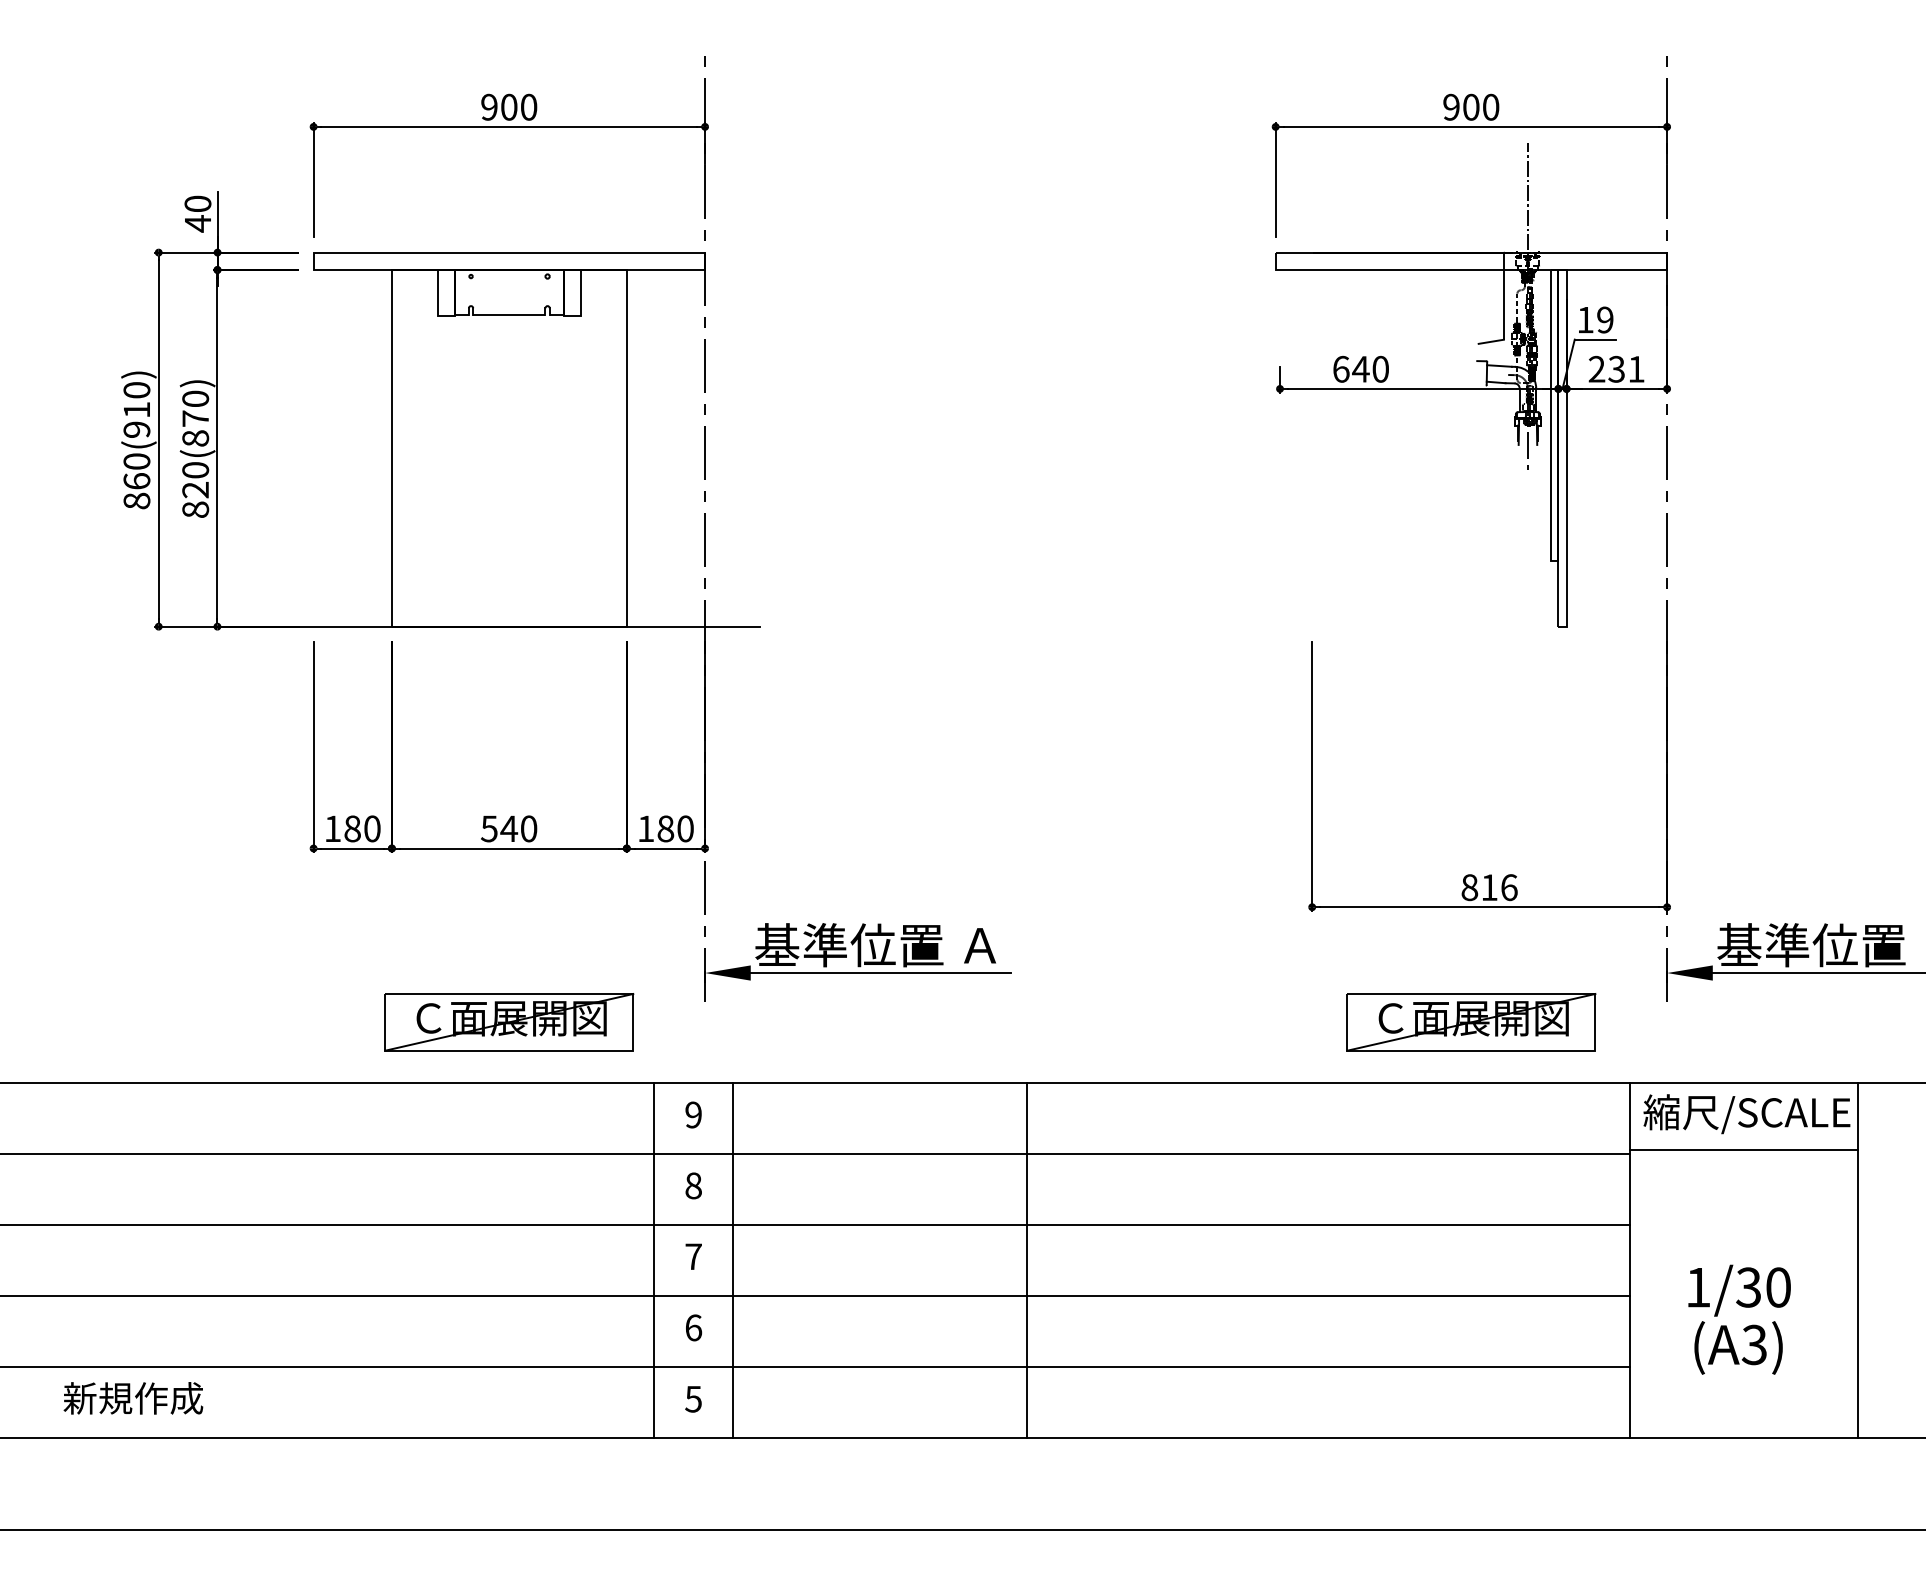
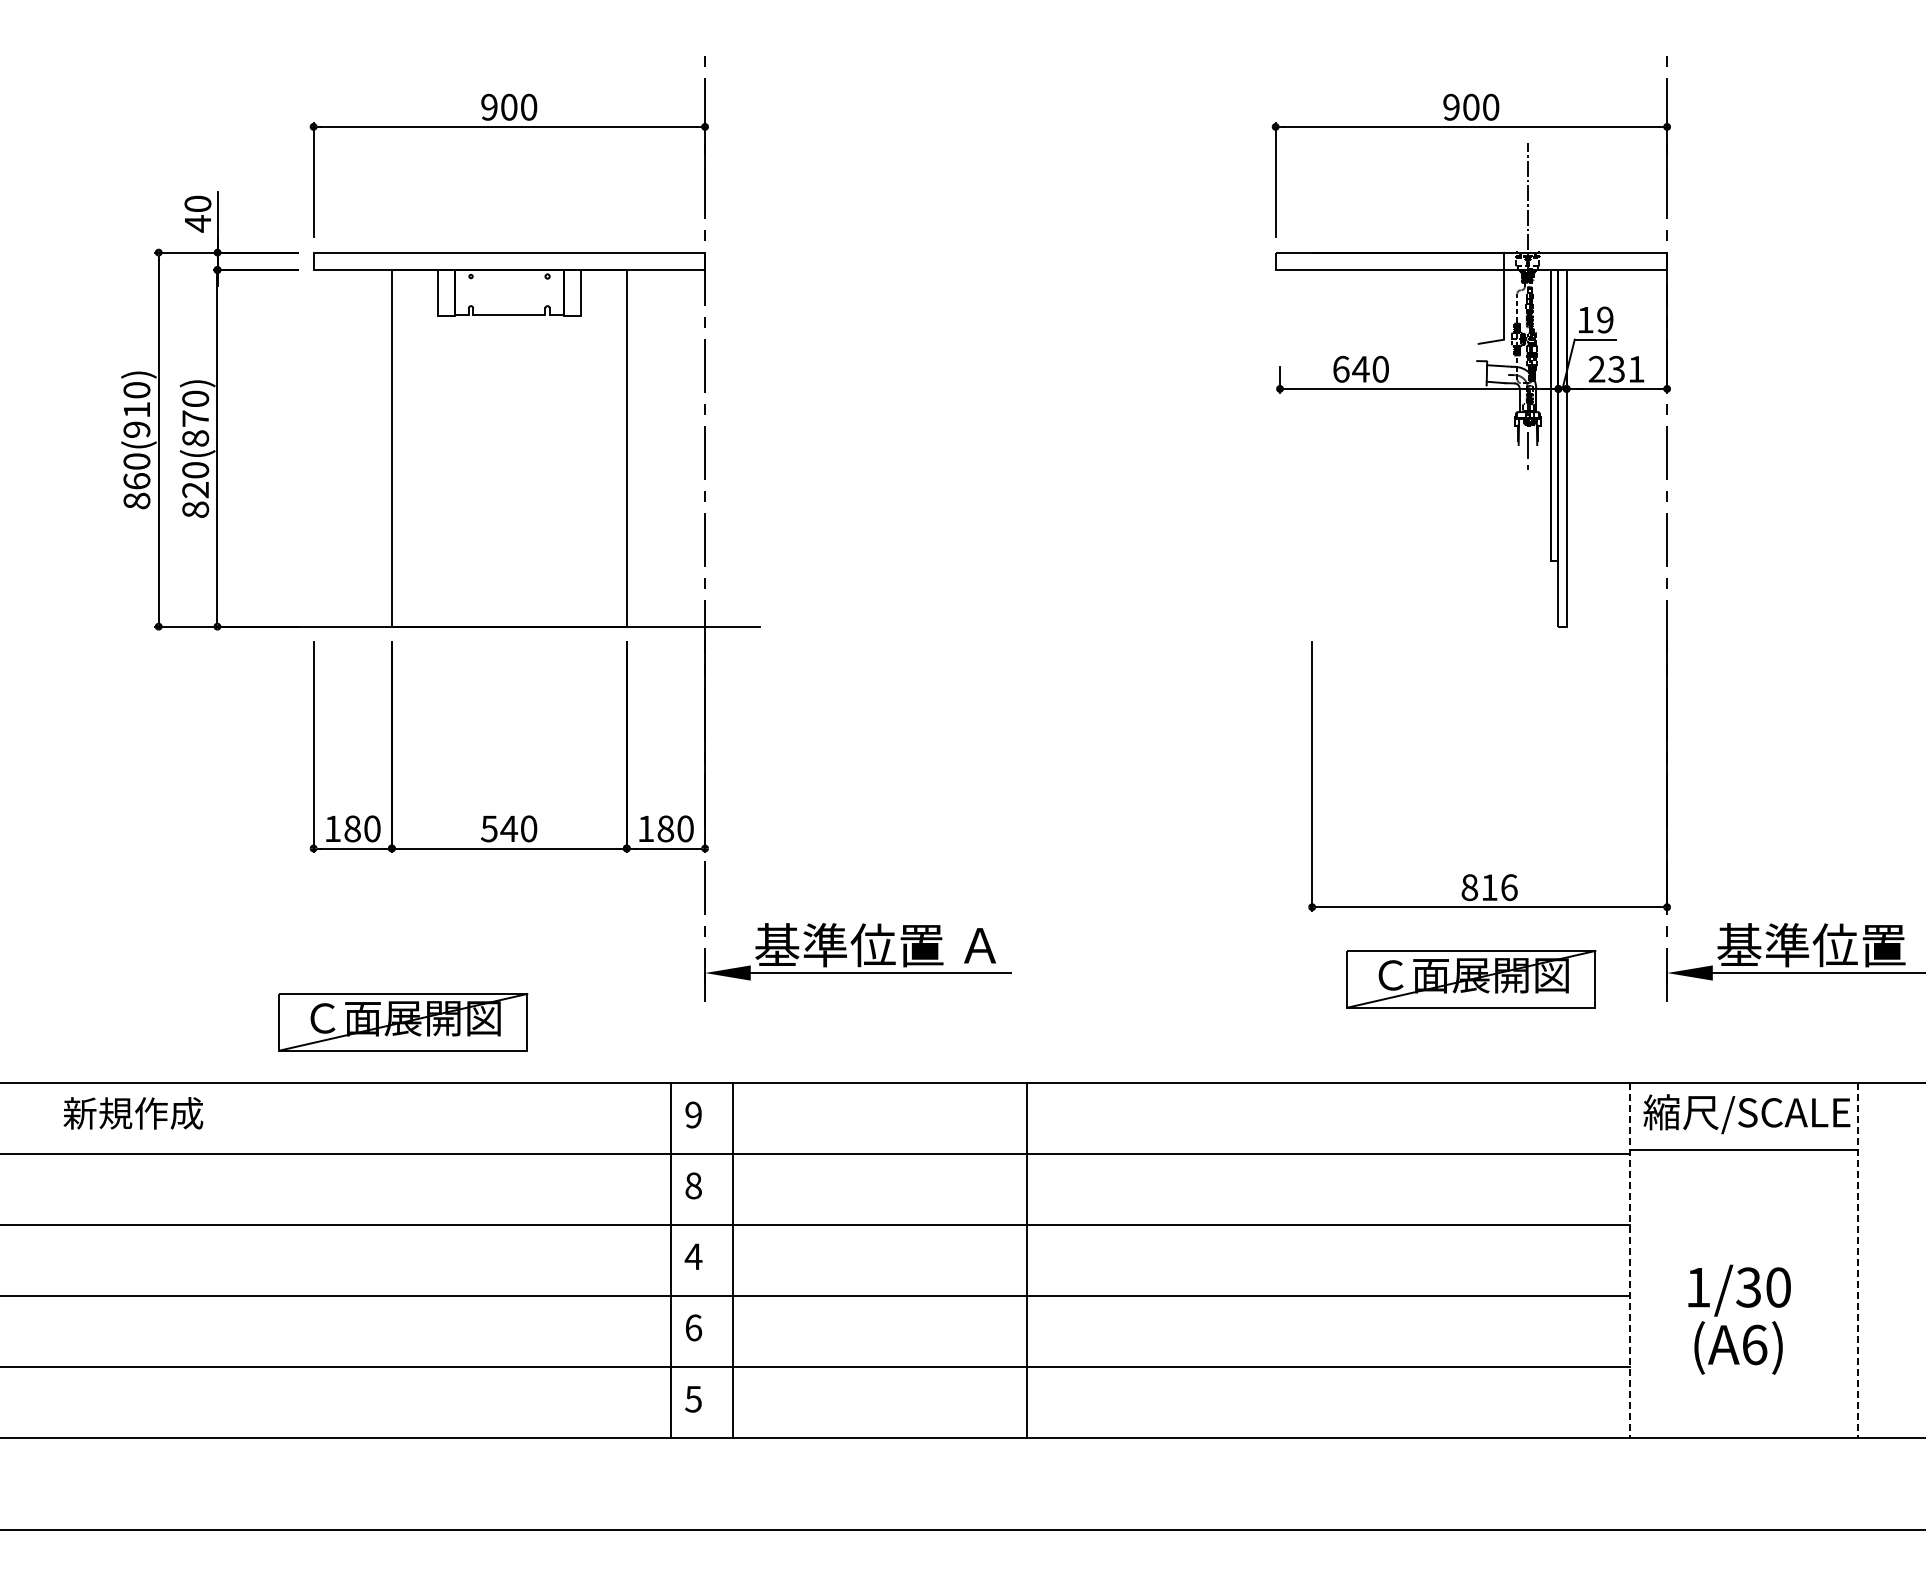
part position: (509, 1022) -> (403, 1022) (403, 1022)
part position: (1471, 1022) -> (1471, 979) (1471, 979)
text: 7 -> 4 (693, 1256)
line position: (654, 1260) -> (671, 1260) (671, 1260)
line: solid -> dashed (1629, 1260)
line: solid -> dashed (1857, 1260)
text: (A3) -> (A6) (1754, 1344)
text position: (133, 1398) -> (133, 1113) (133, 1113)
